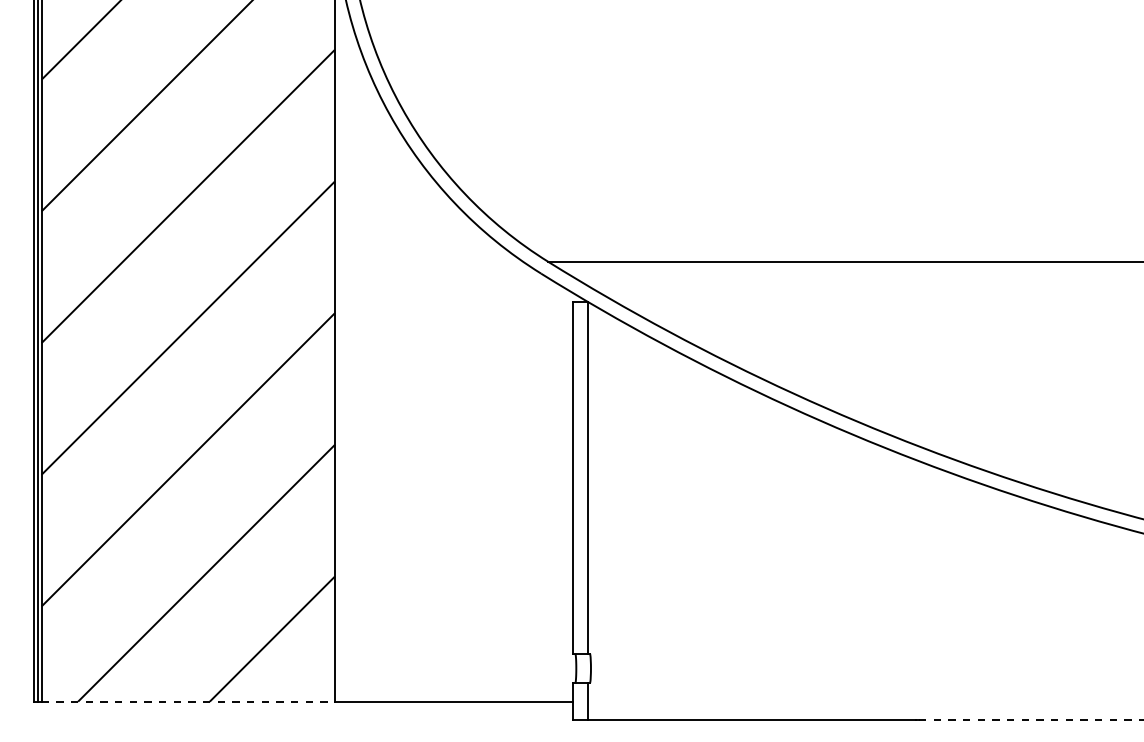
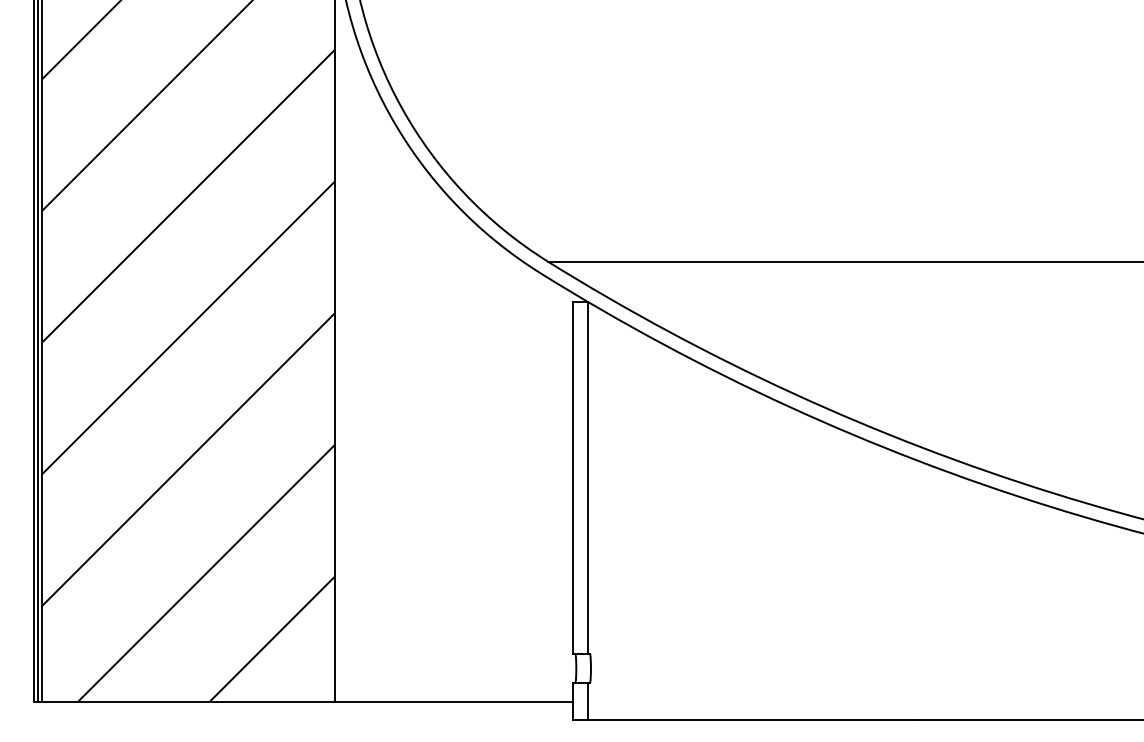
line: dashed -> solid (188, 701)
line: dashed -> solid (1031, 719)
